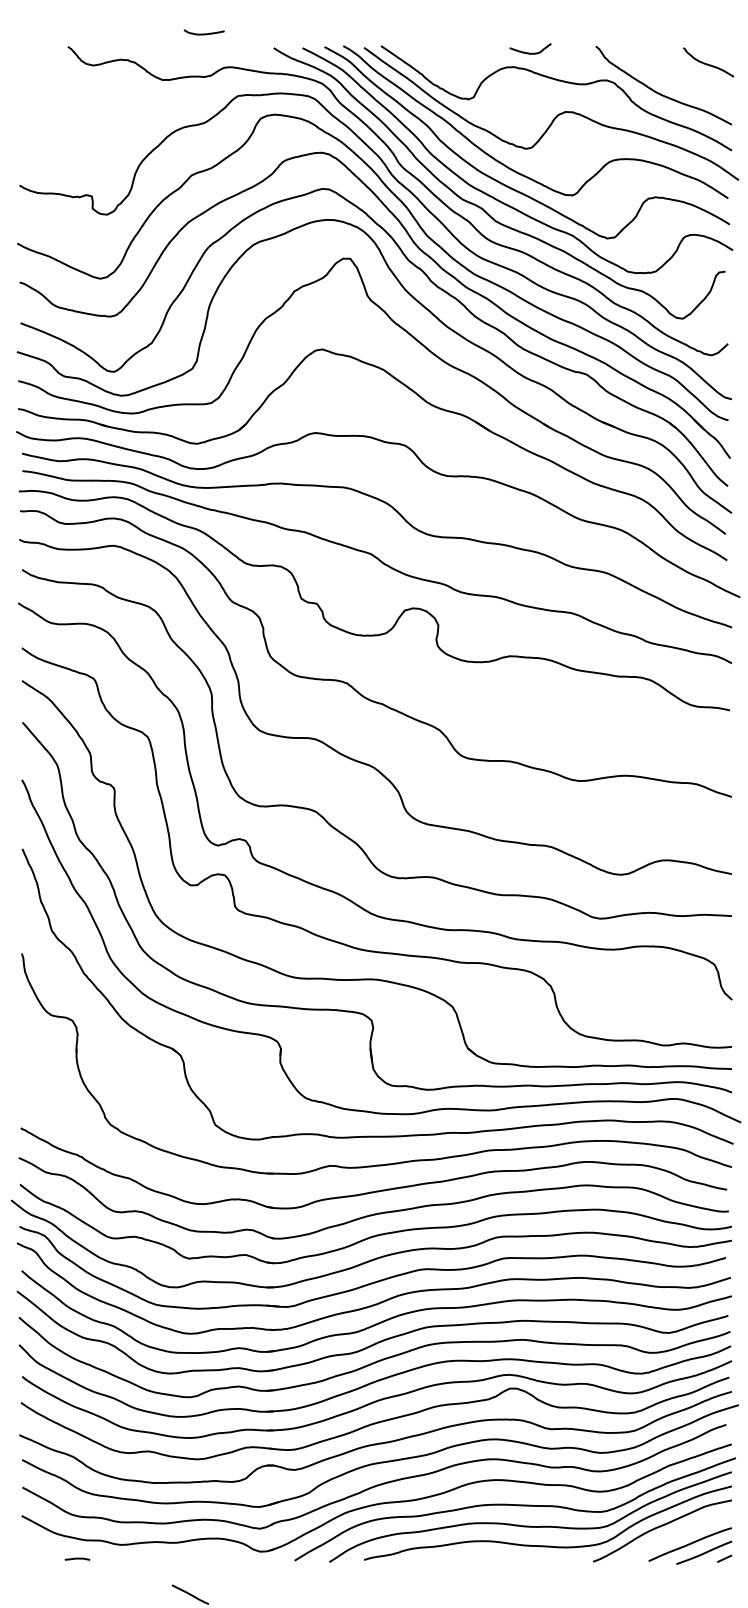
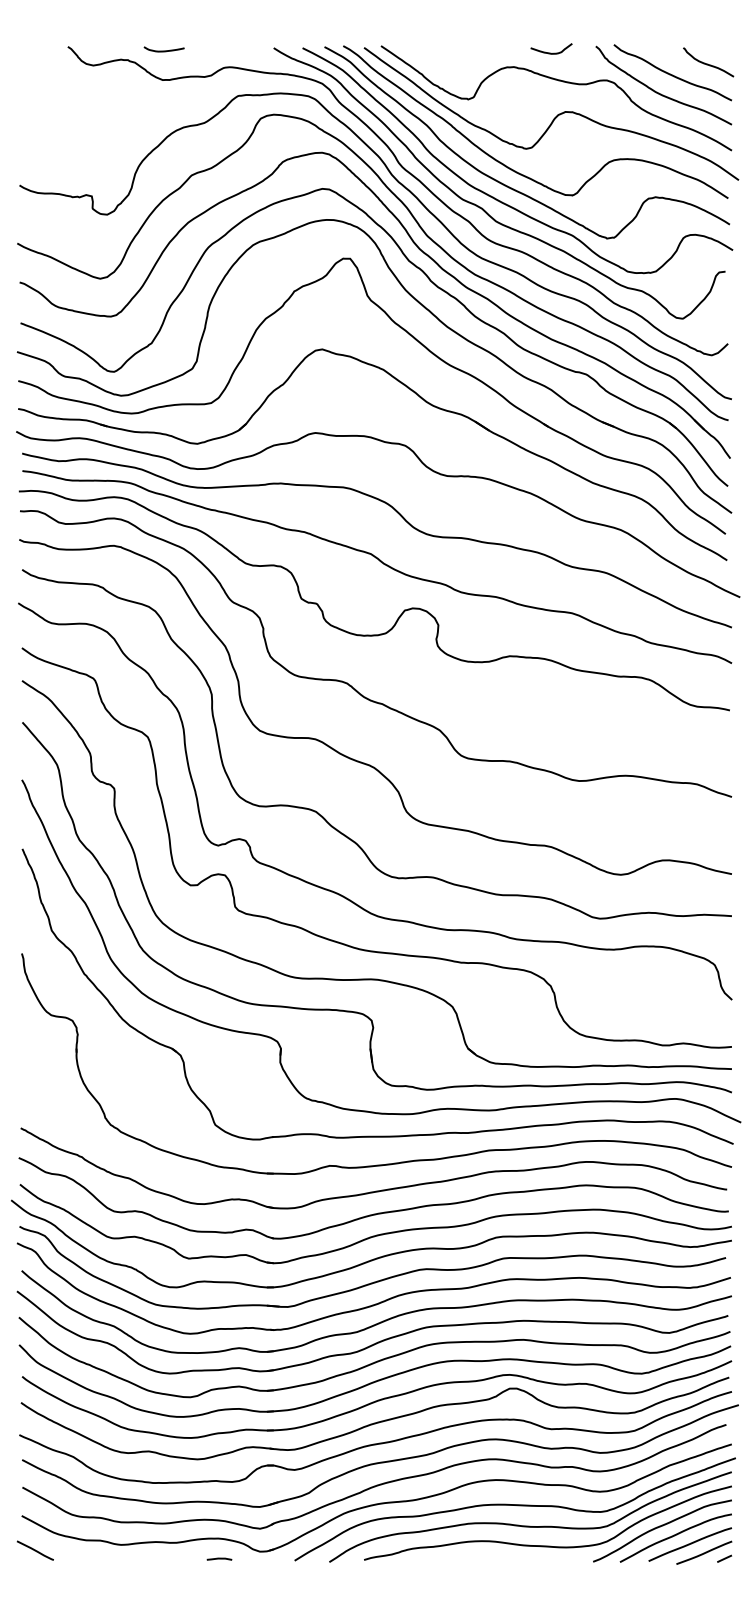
curve position: (203, 33) -> (163, 50) (163, 50)
curve position: (530, 52) -> (551, 52) (551, 52)
curve: none -> present (672, 74)
curve: none -> present (674, 1536)
line position: (77, 1558) -> (219, 1558) (219, 1558)
line position: (189, 1594) -> (34, 1550) (34, 1550)
